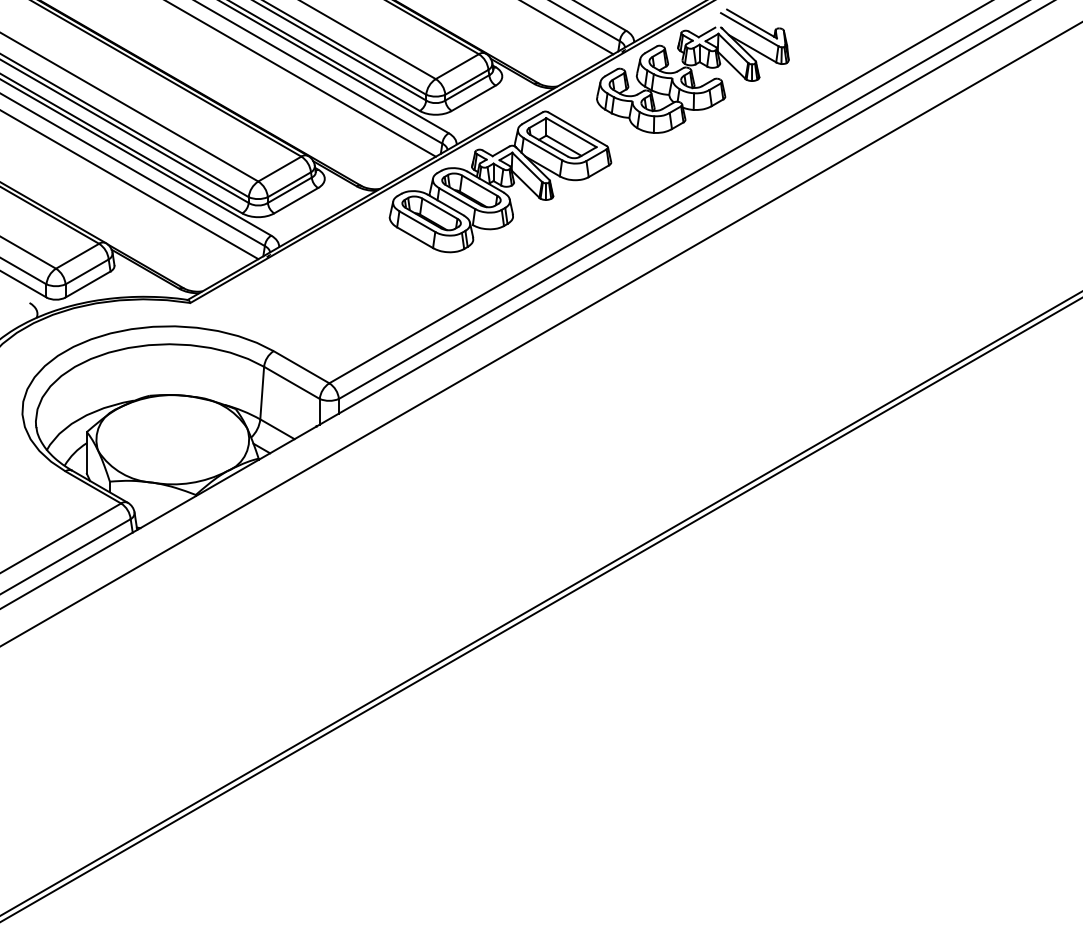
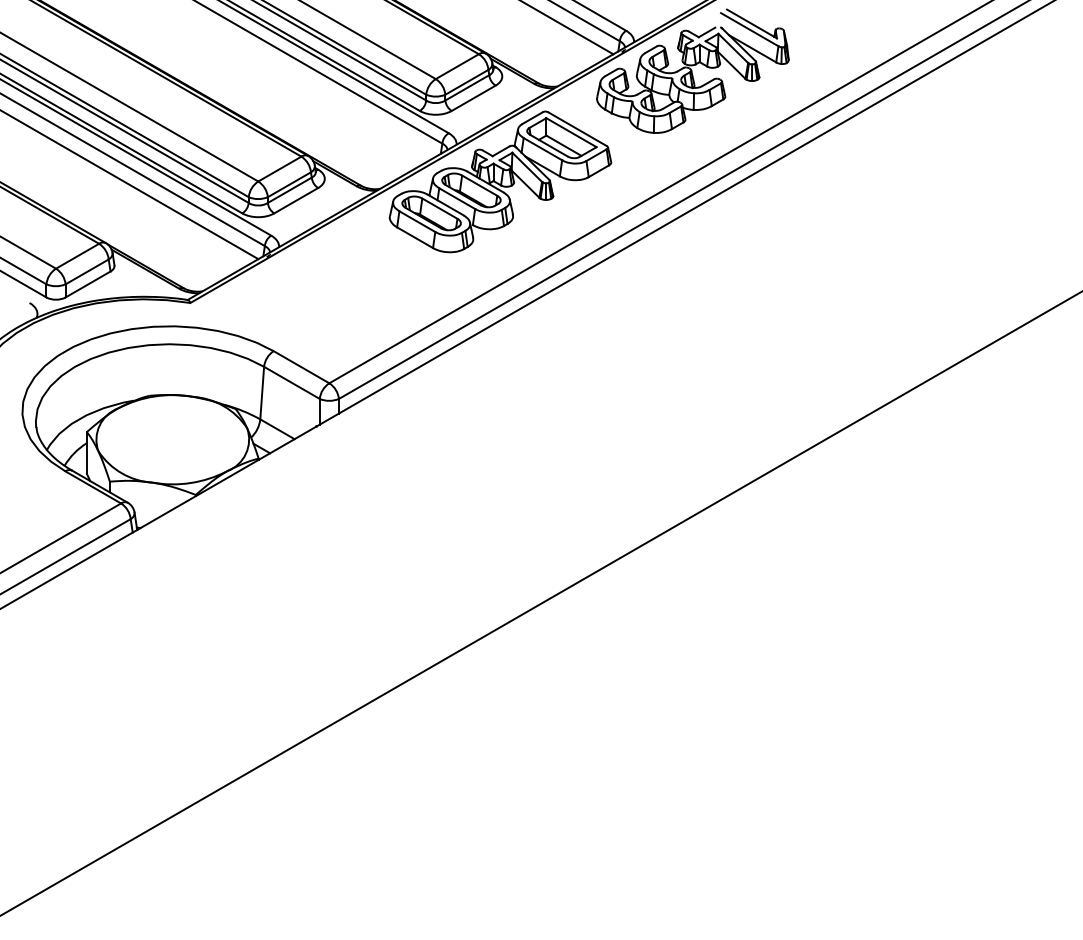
line: present -> none (301, 79)
line: present -> none (540, 334)
line: present -> none (540, 610)
